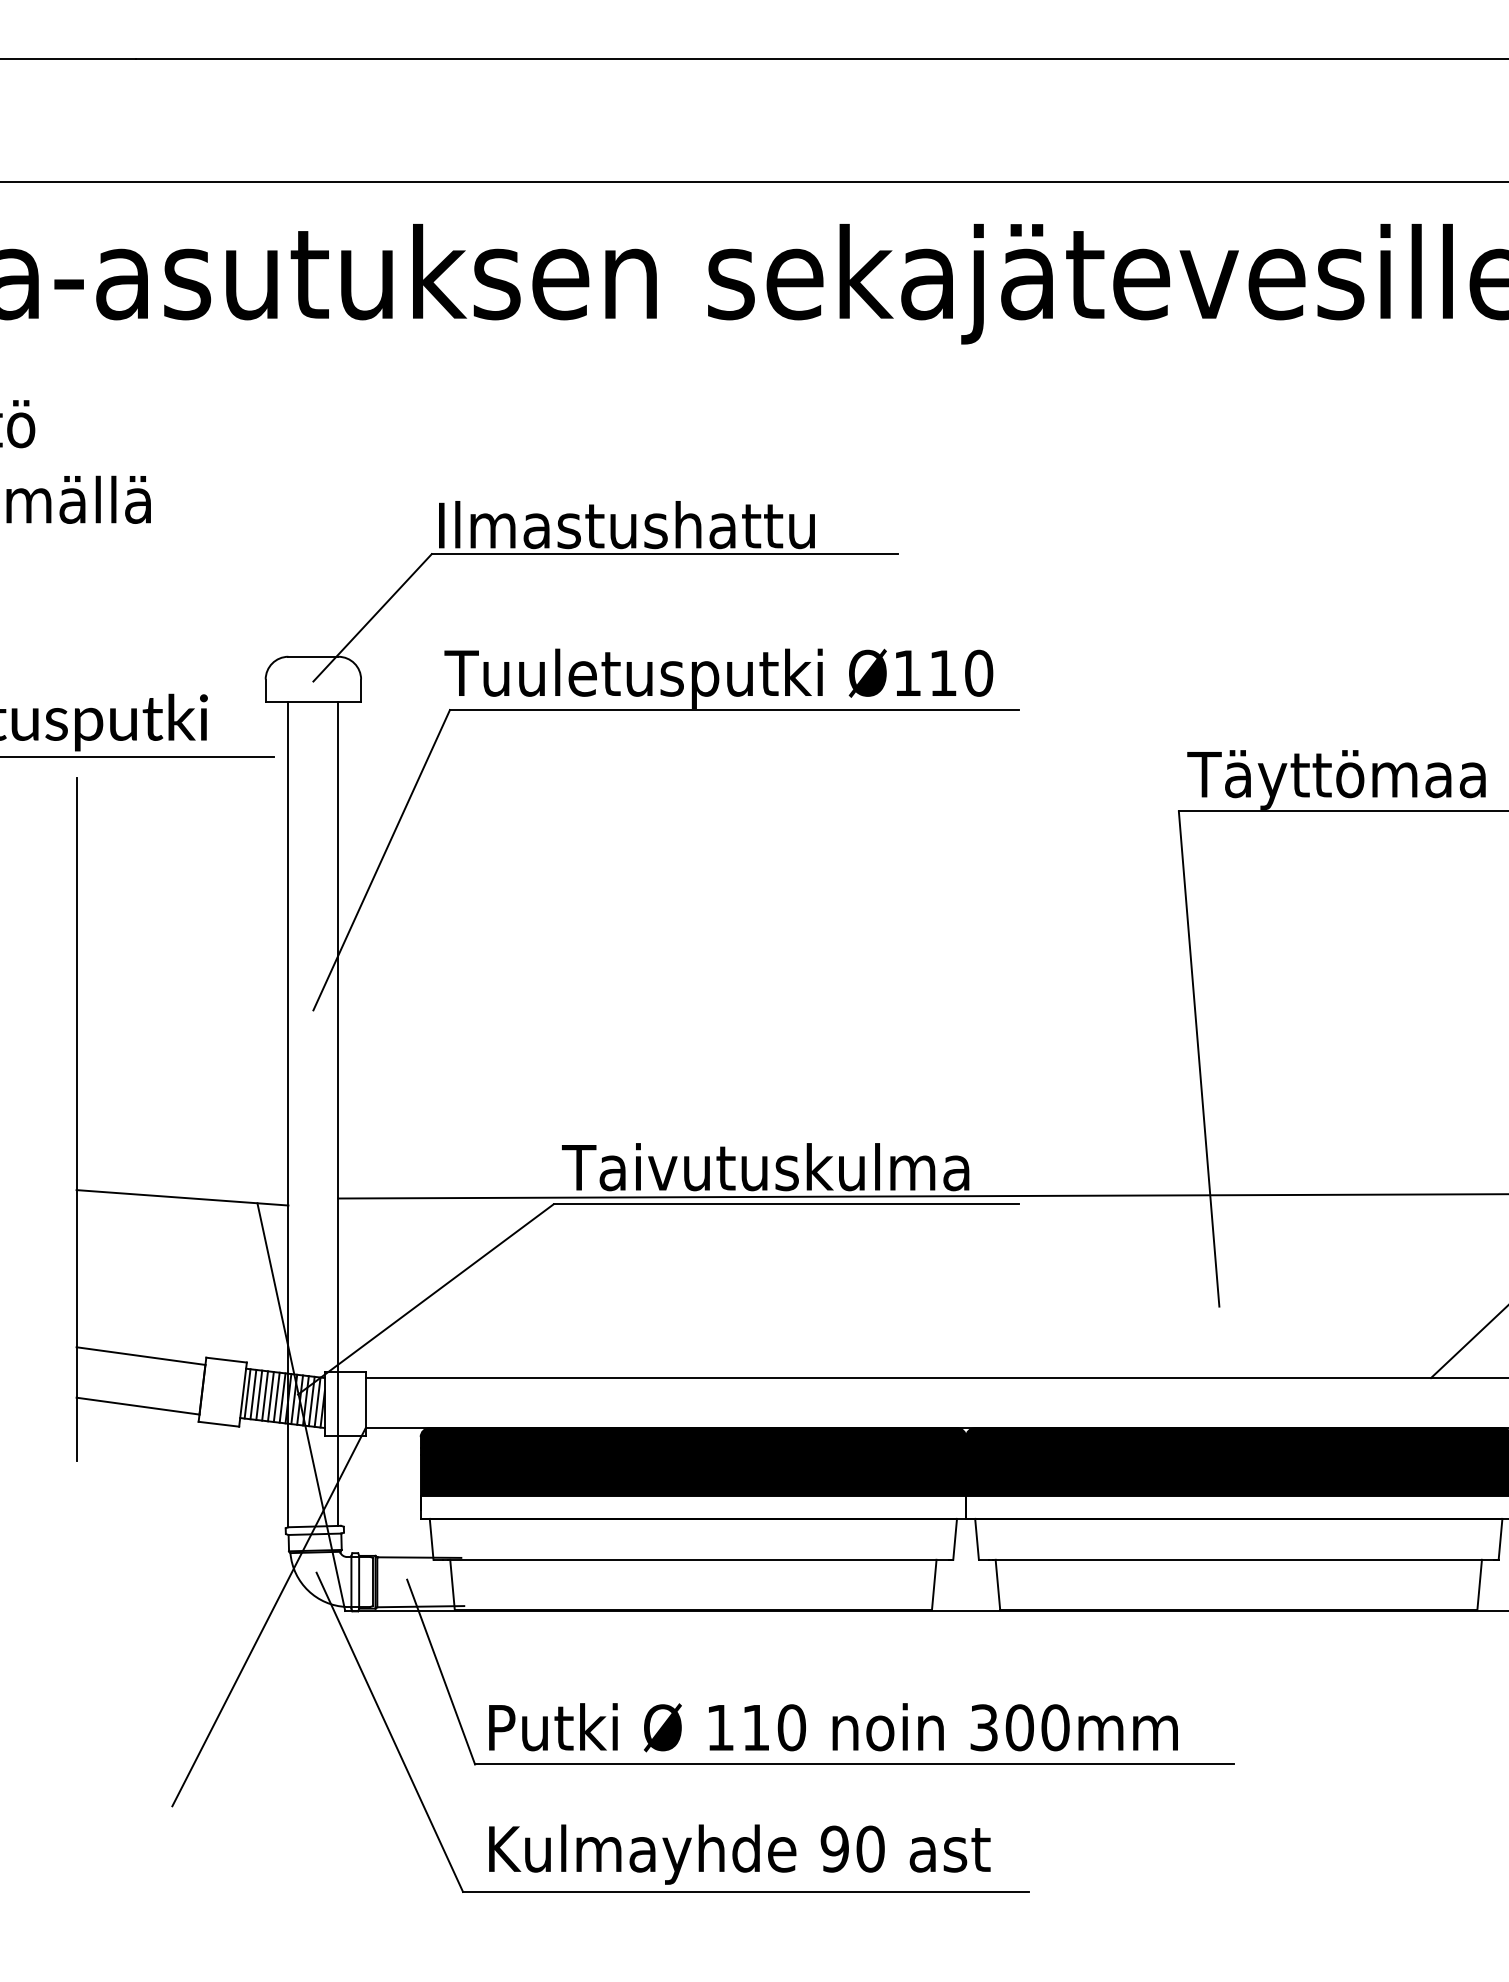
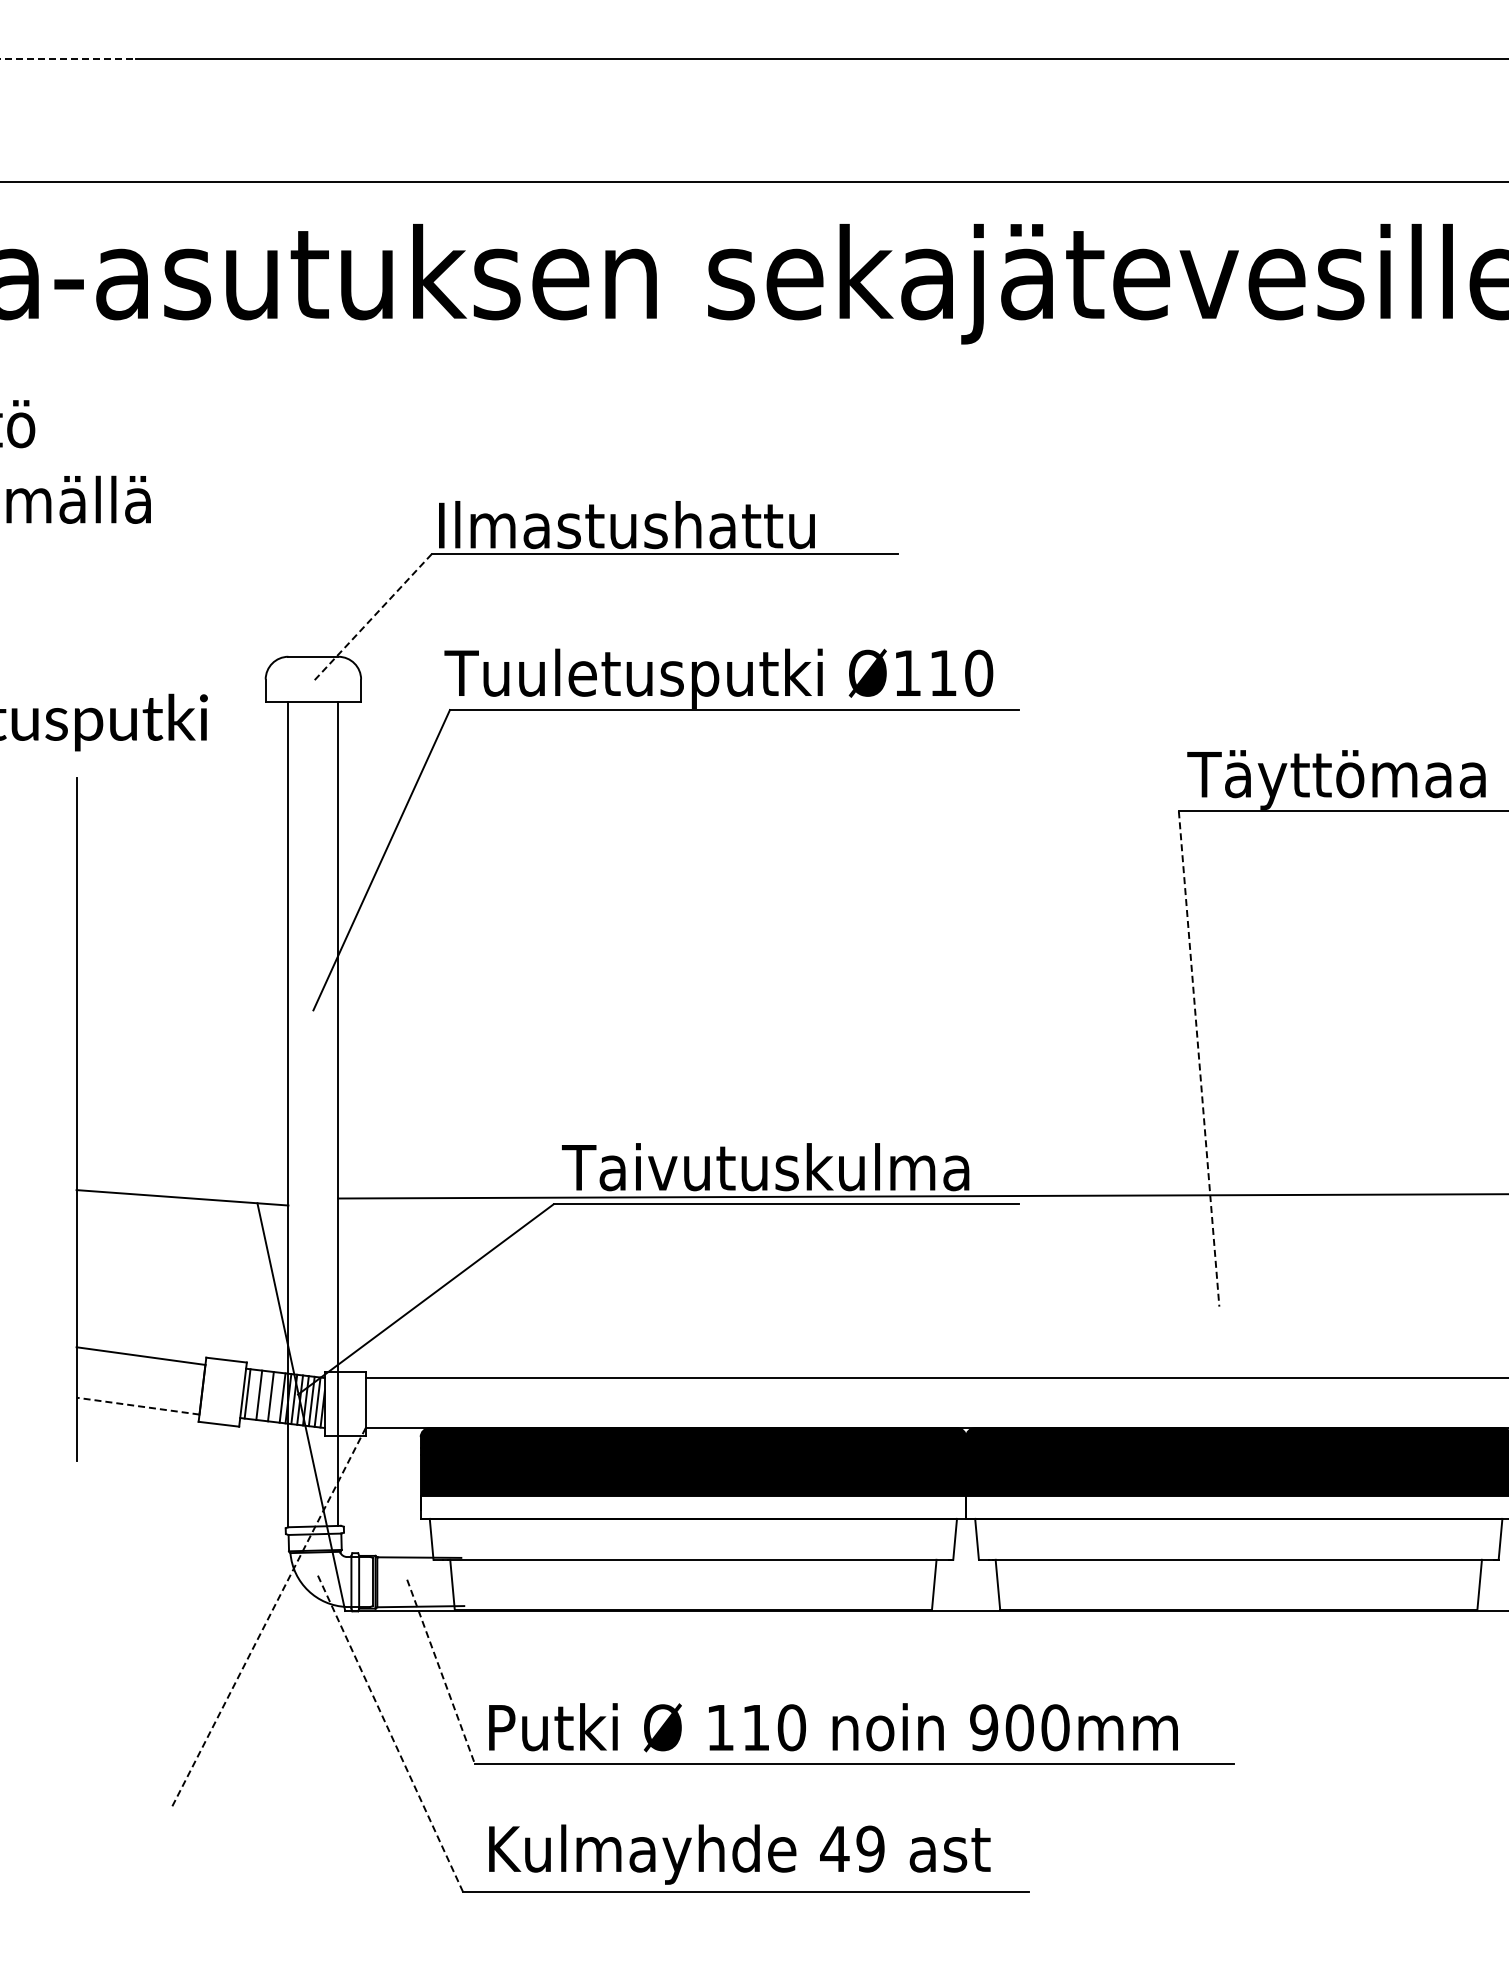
line: solid -> dashed (68, 59)
line: solid -> dashed (372, 617)
line: present -> none (137, 757)
line: solid -> dashed (1199, 1059)
line: present -> none (1468, 1342)
line: present -> none (253, 1394)
line: present -> none (265, 1395)
line: present -> none (276, 1397)
line: solid -> dashed (137, 1406)
line: solid -> dashed (269, 1616)
line: solid -> dashed (441, 1672)
text: 300mm -> 900mm (984, 1727)
line: solid -> dashed (389, 1732)
text: 90 -> 49 (852, 1848)
